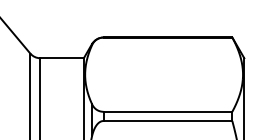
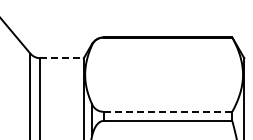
line: solid -> dashed (62, 58)
line: solid -> dashed (167, 111)
